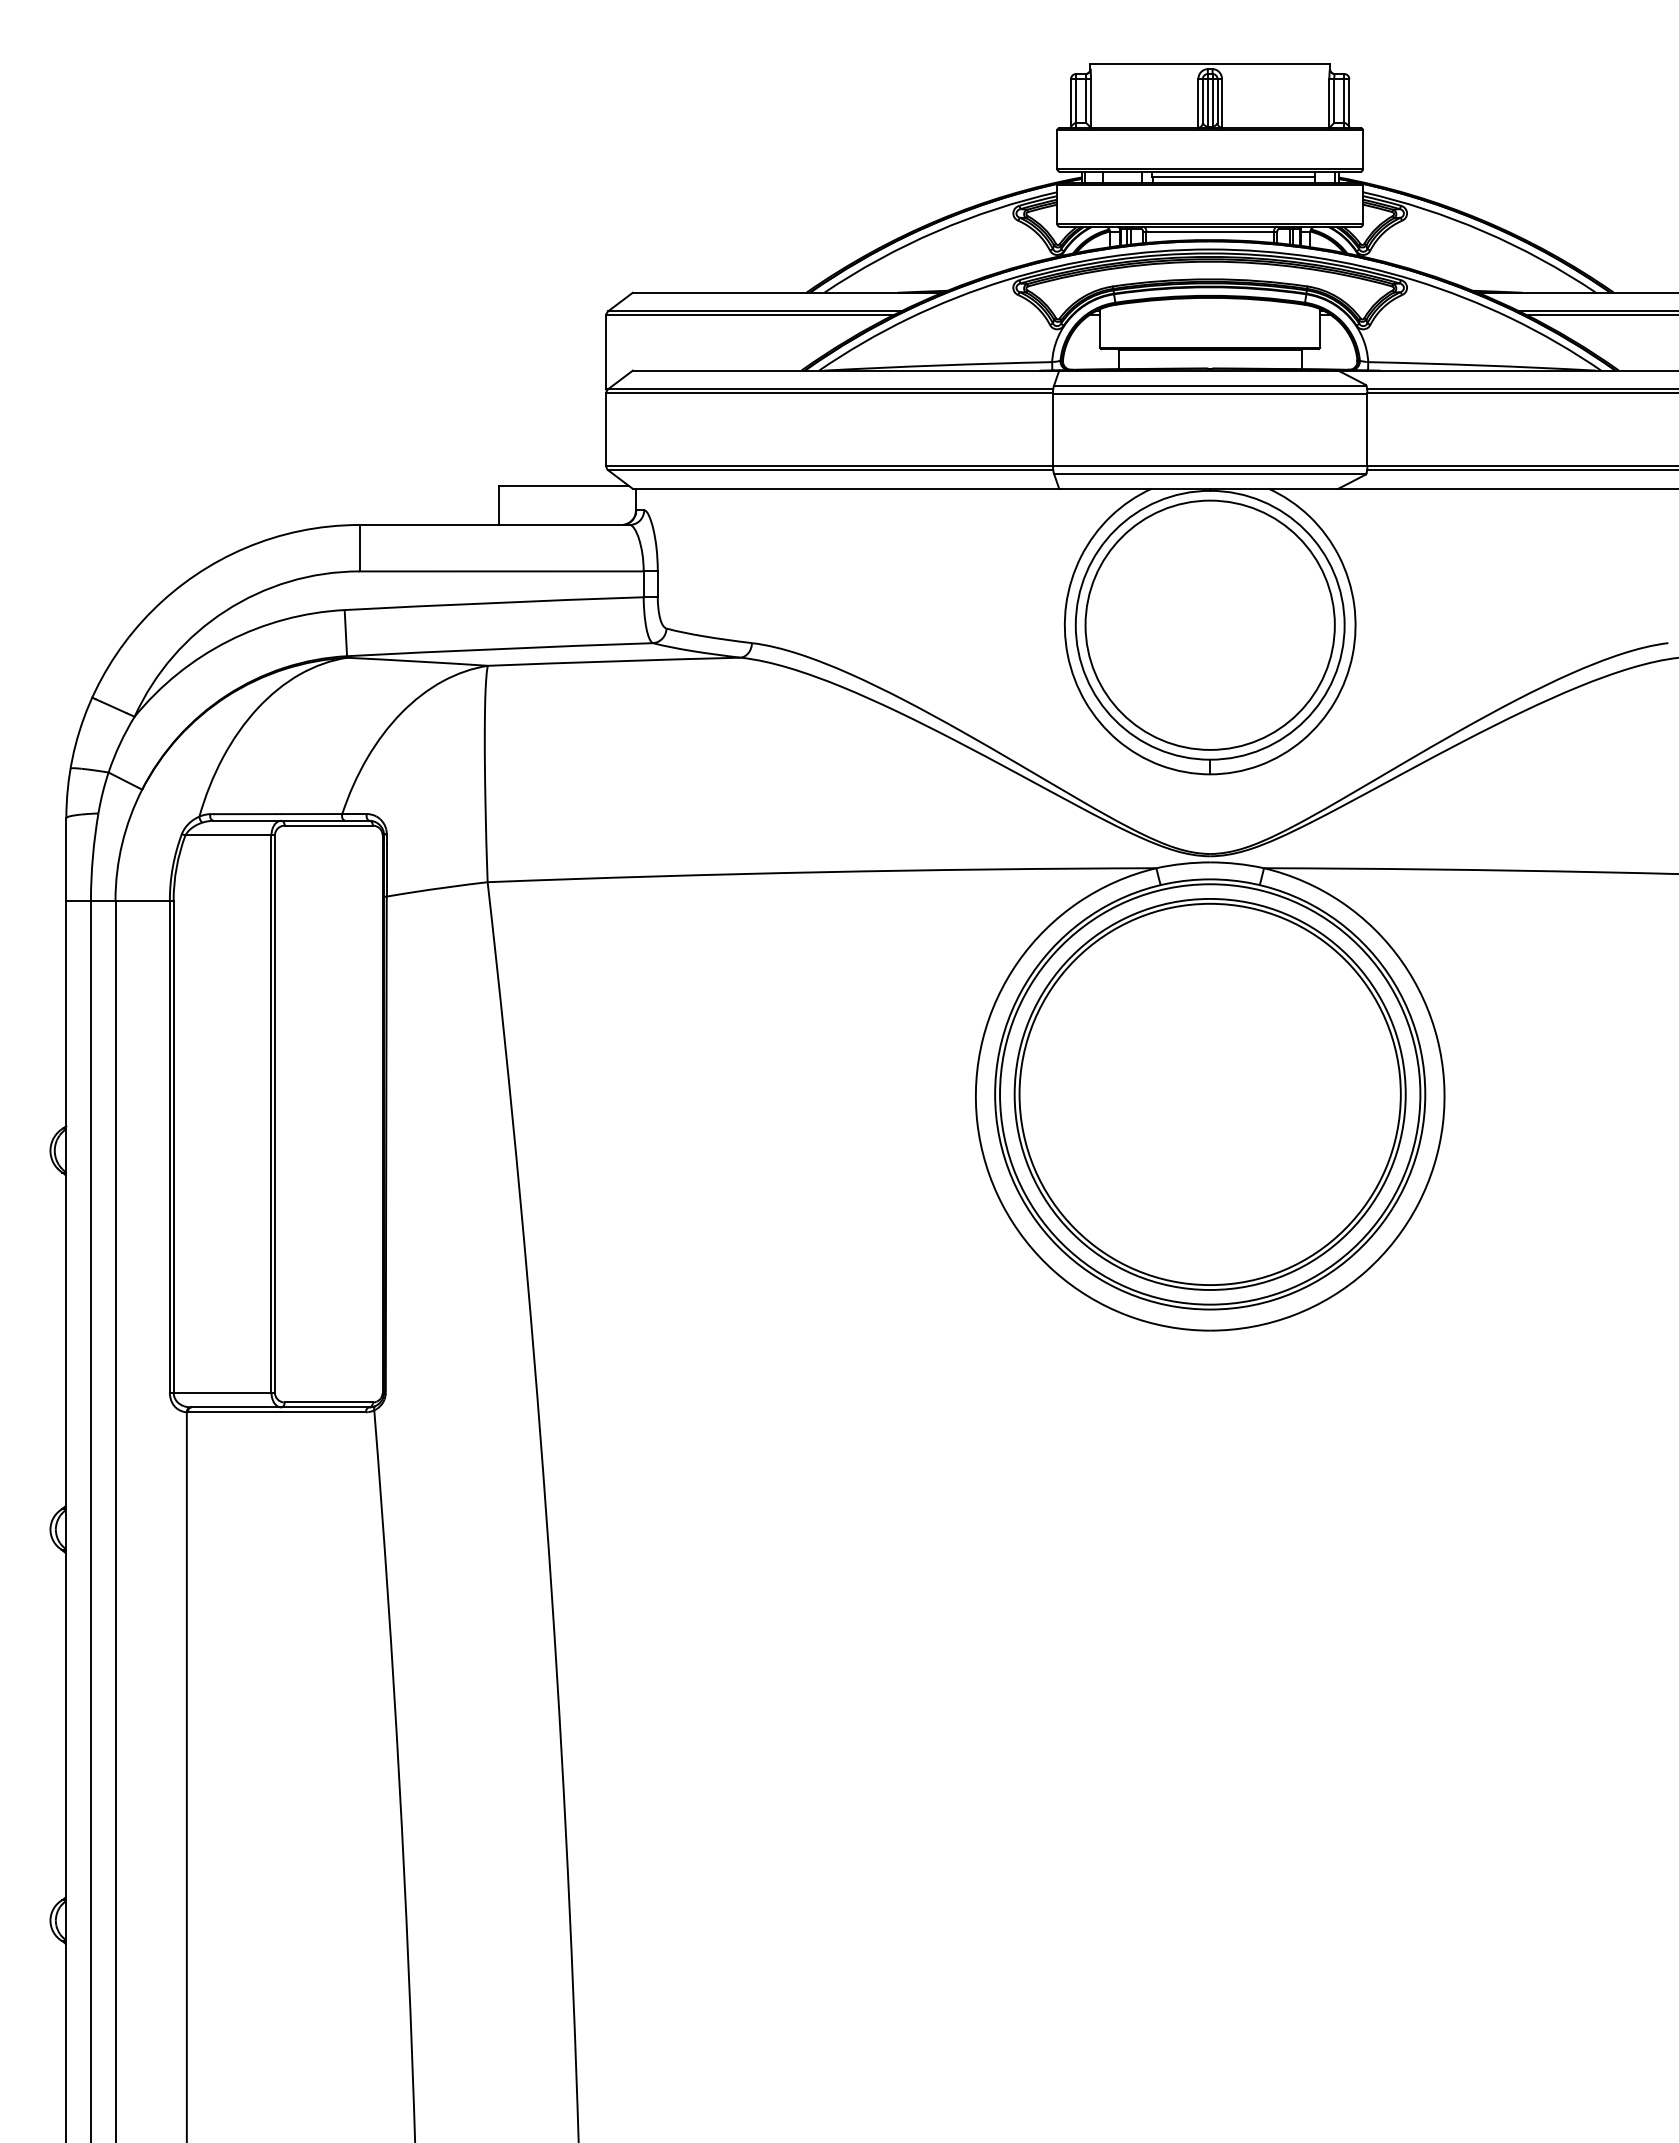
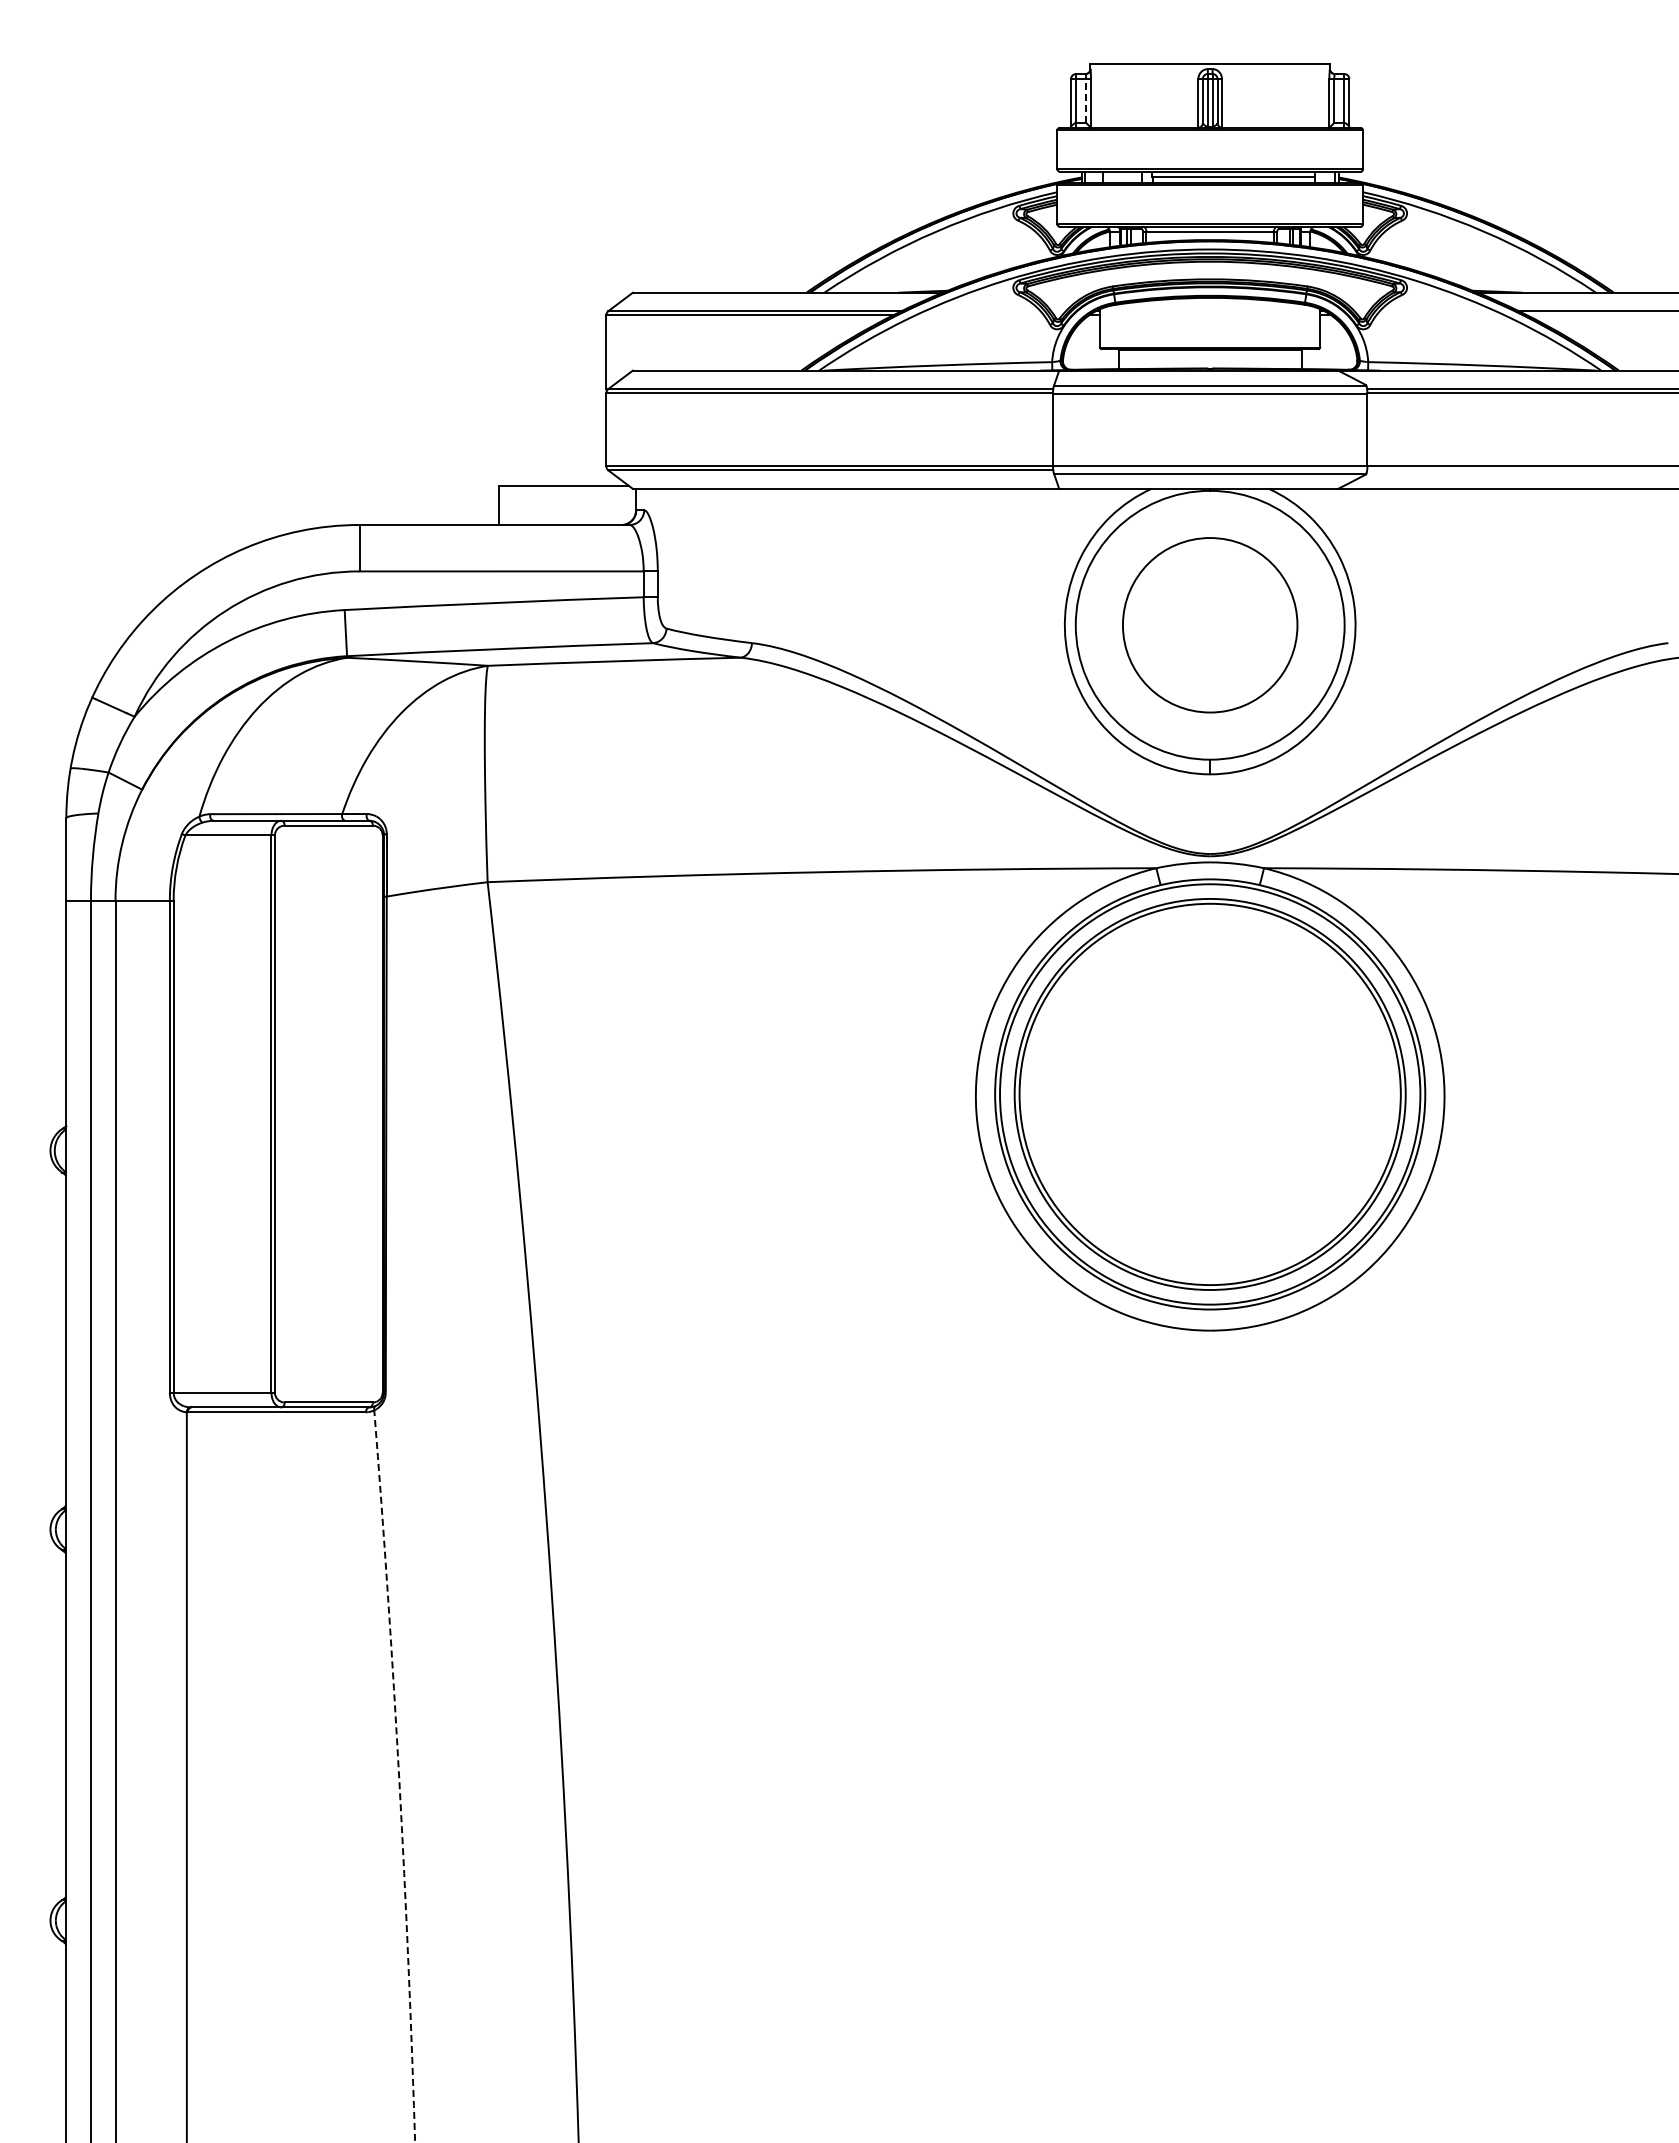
line: solid -> dashed (1086, 100)
line: present -> none (1600, 315)
line: present -> none (1521, 470)
circle diameter: 249 px -> 175 px (1209, 625)
arc: solid -> dashed (399, 1776)
